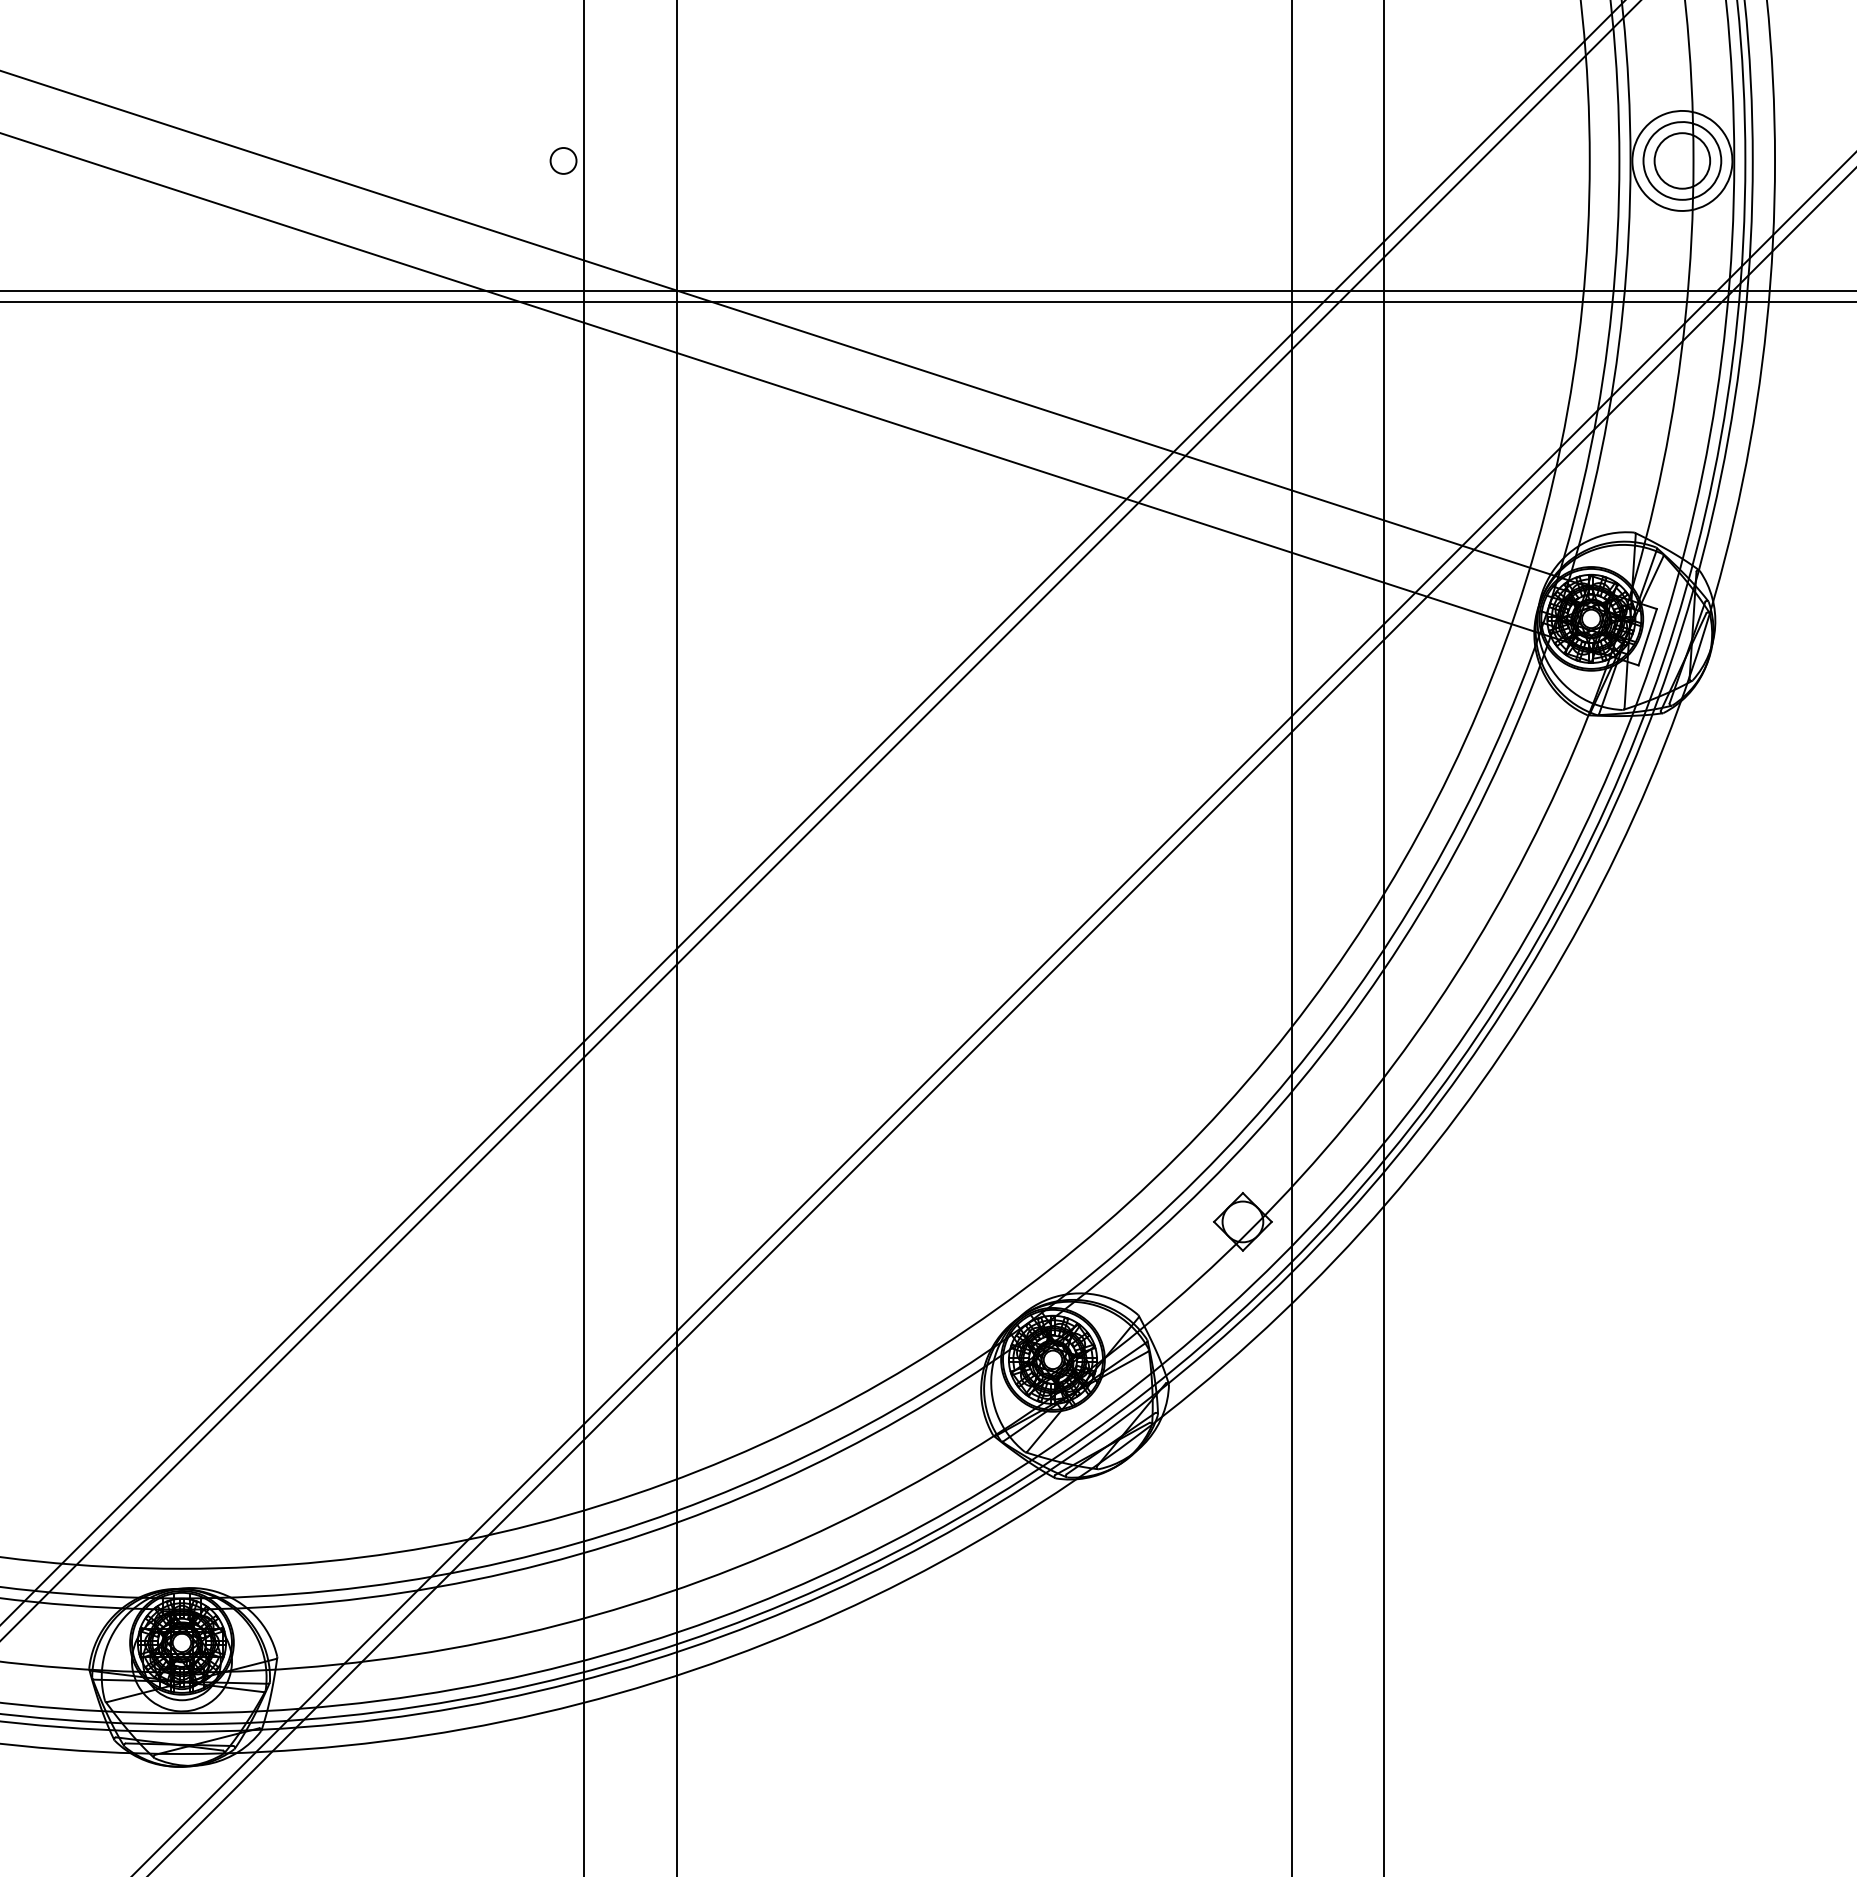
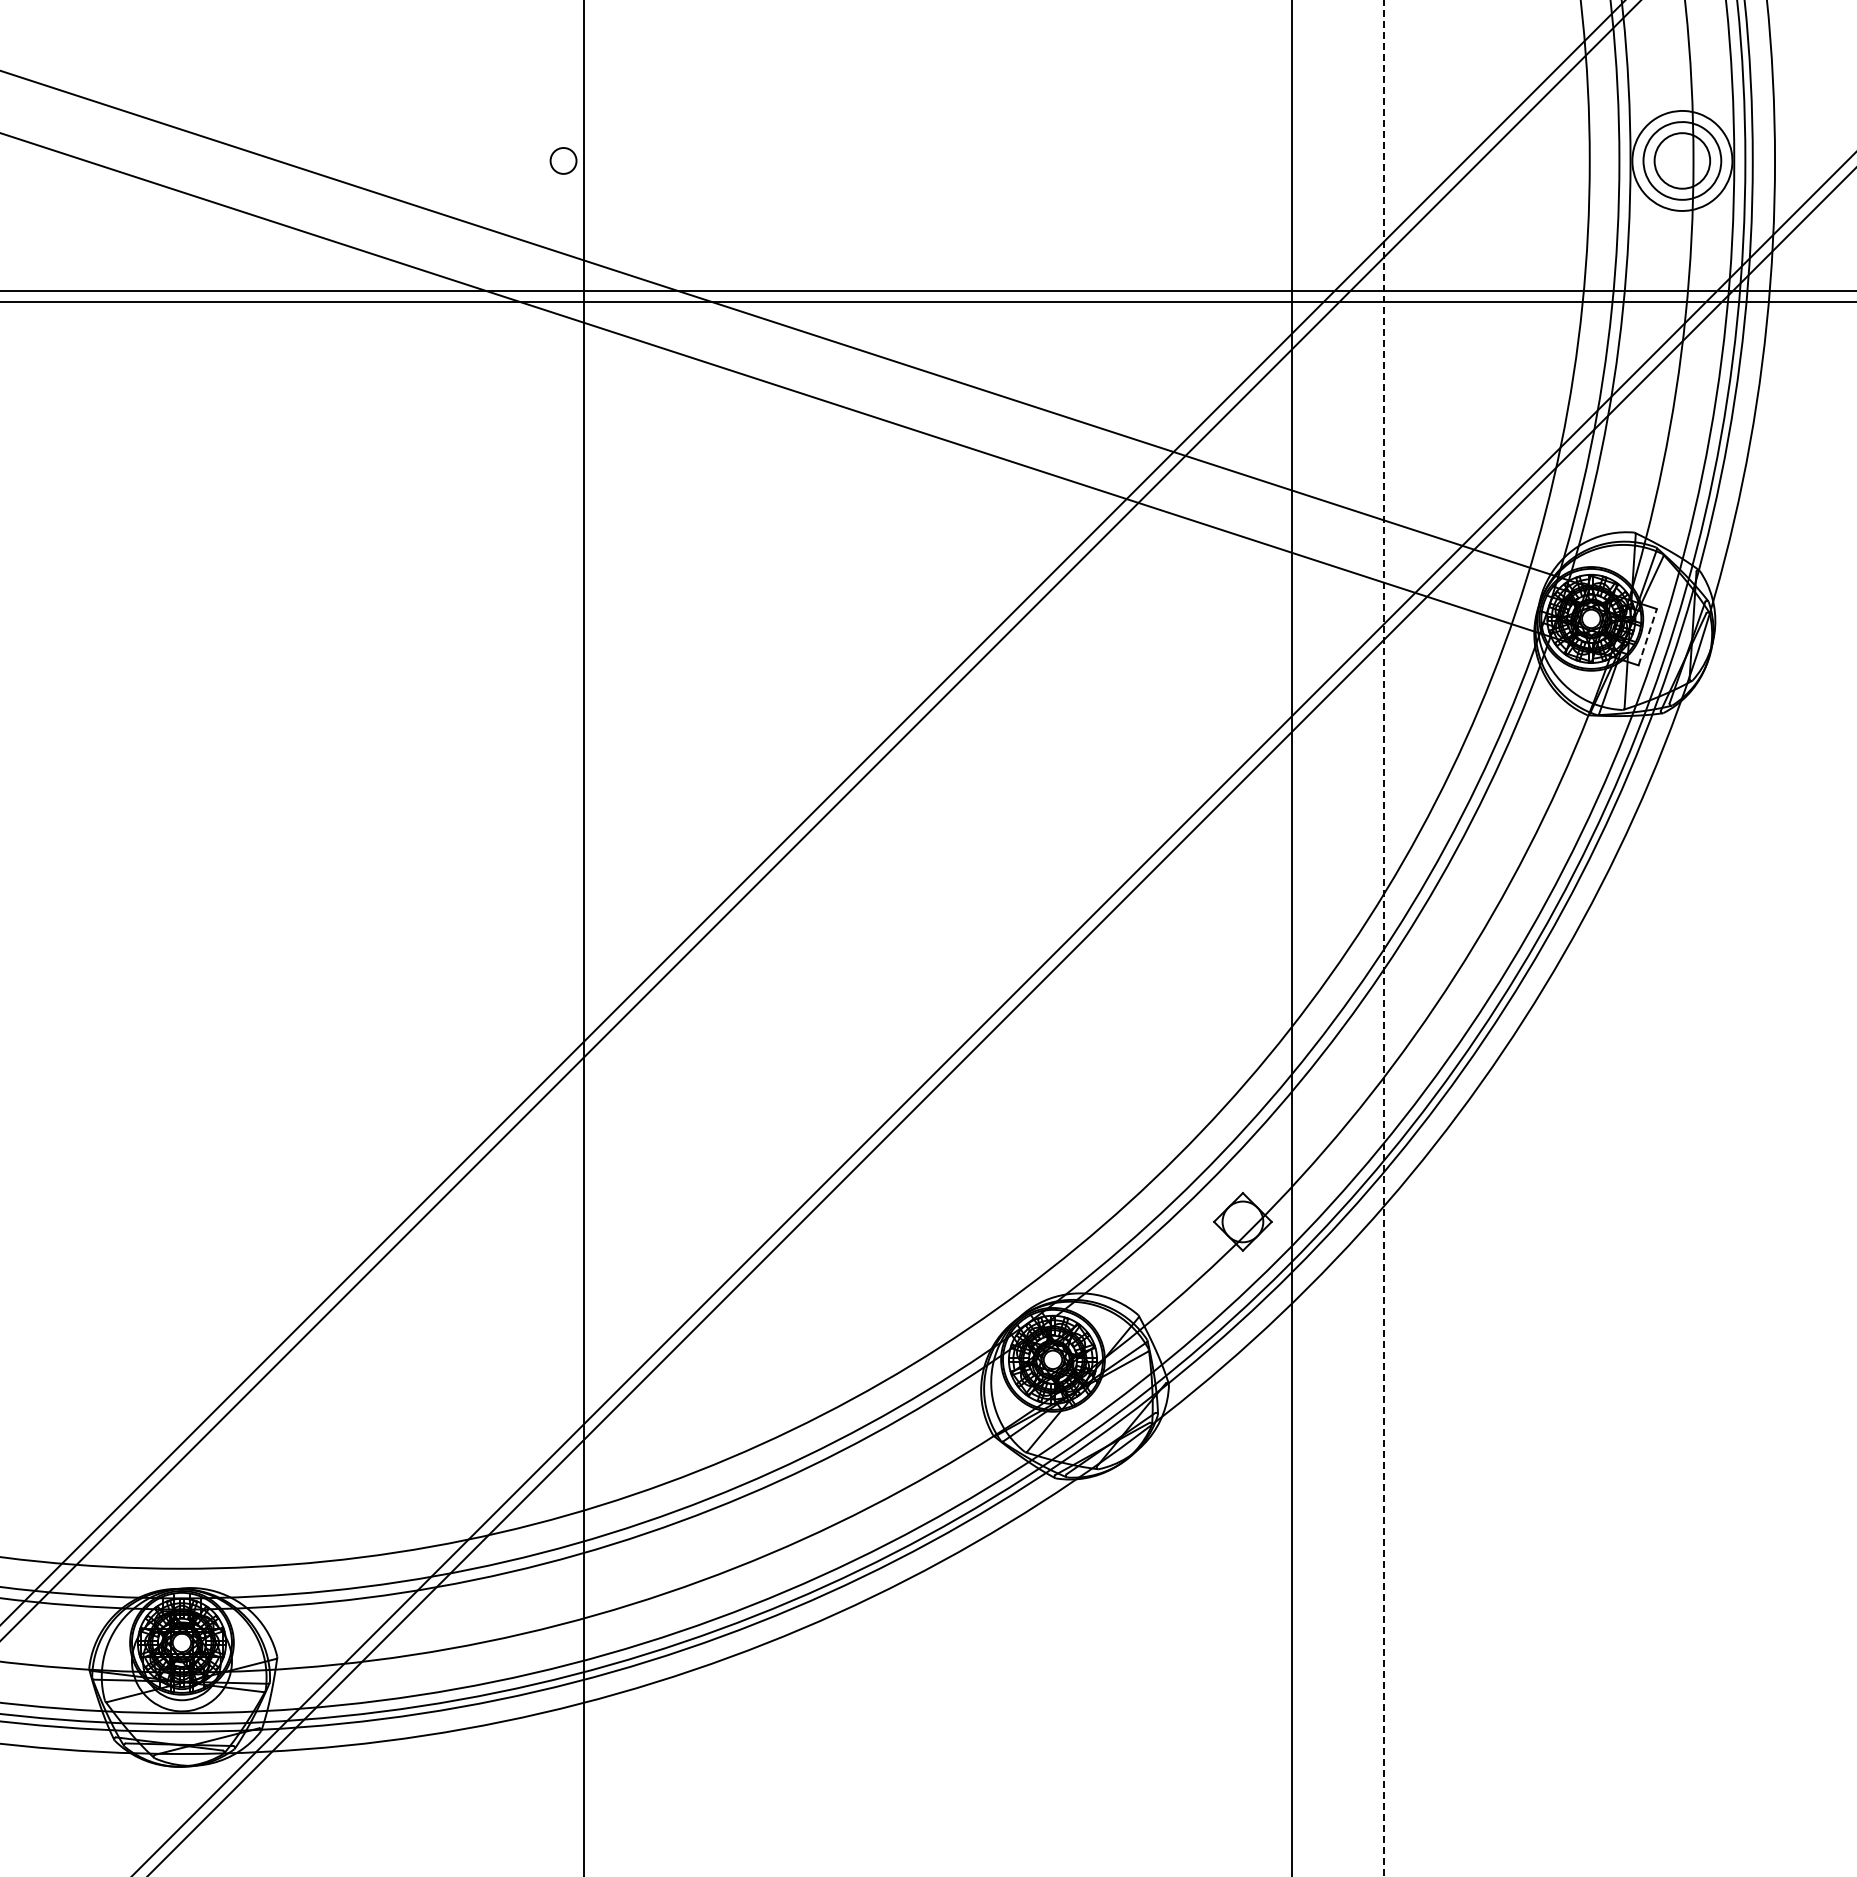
line: solid -> dashed (1647, 637)
line: present -> none (676, 937)
line: solid -> dashed (1384, 937)
